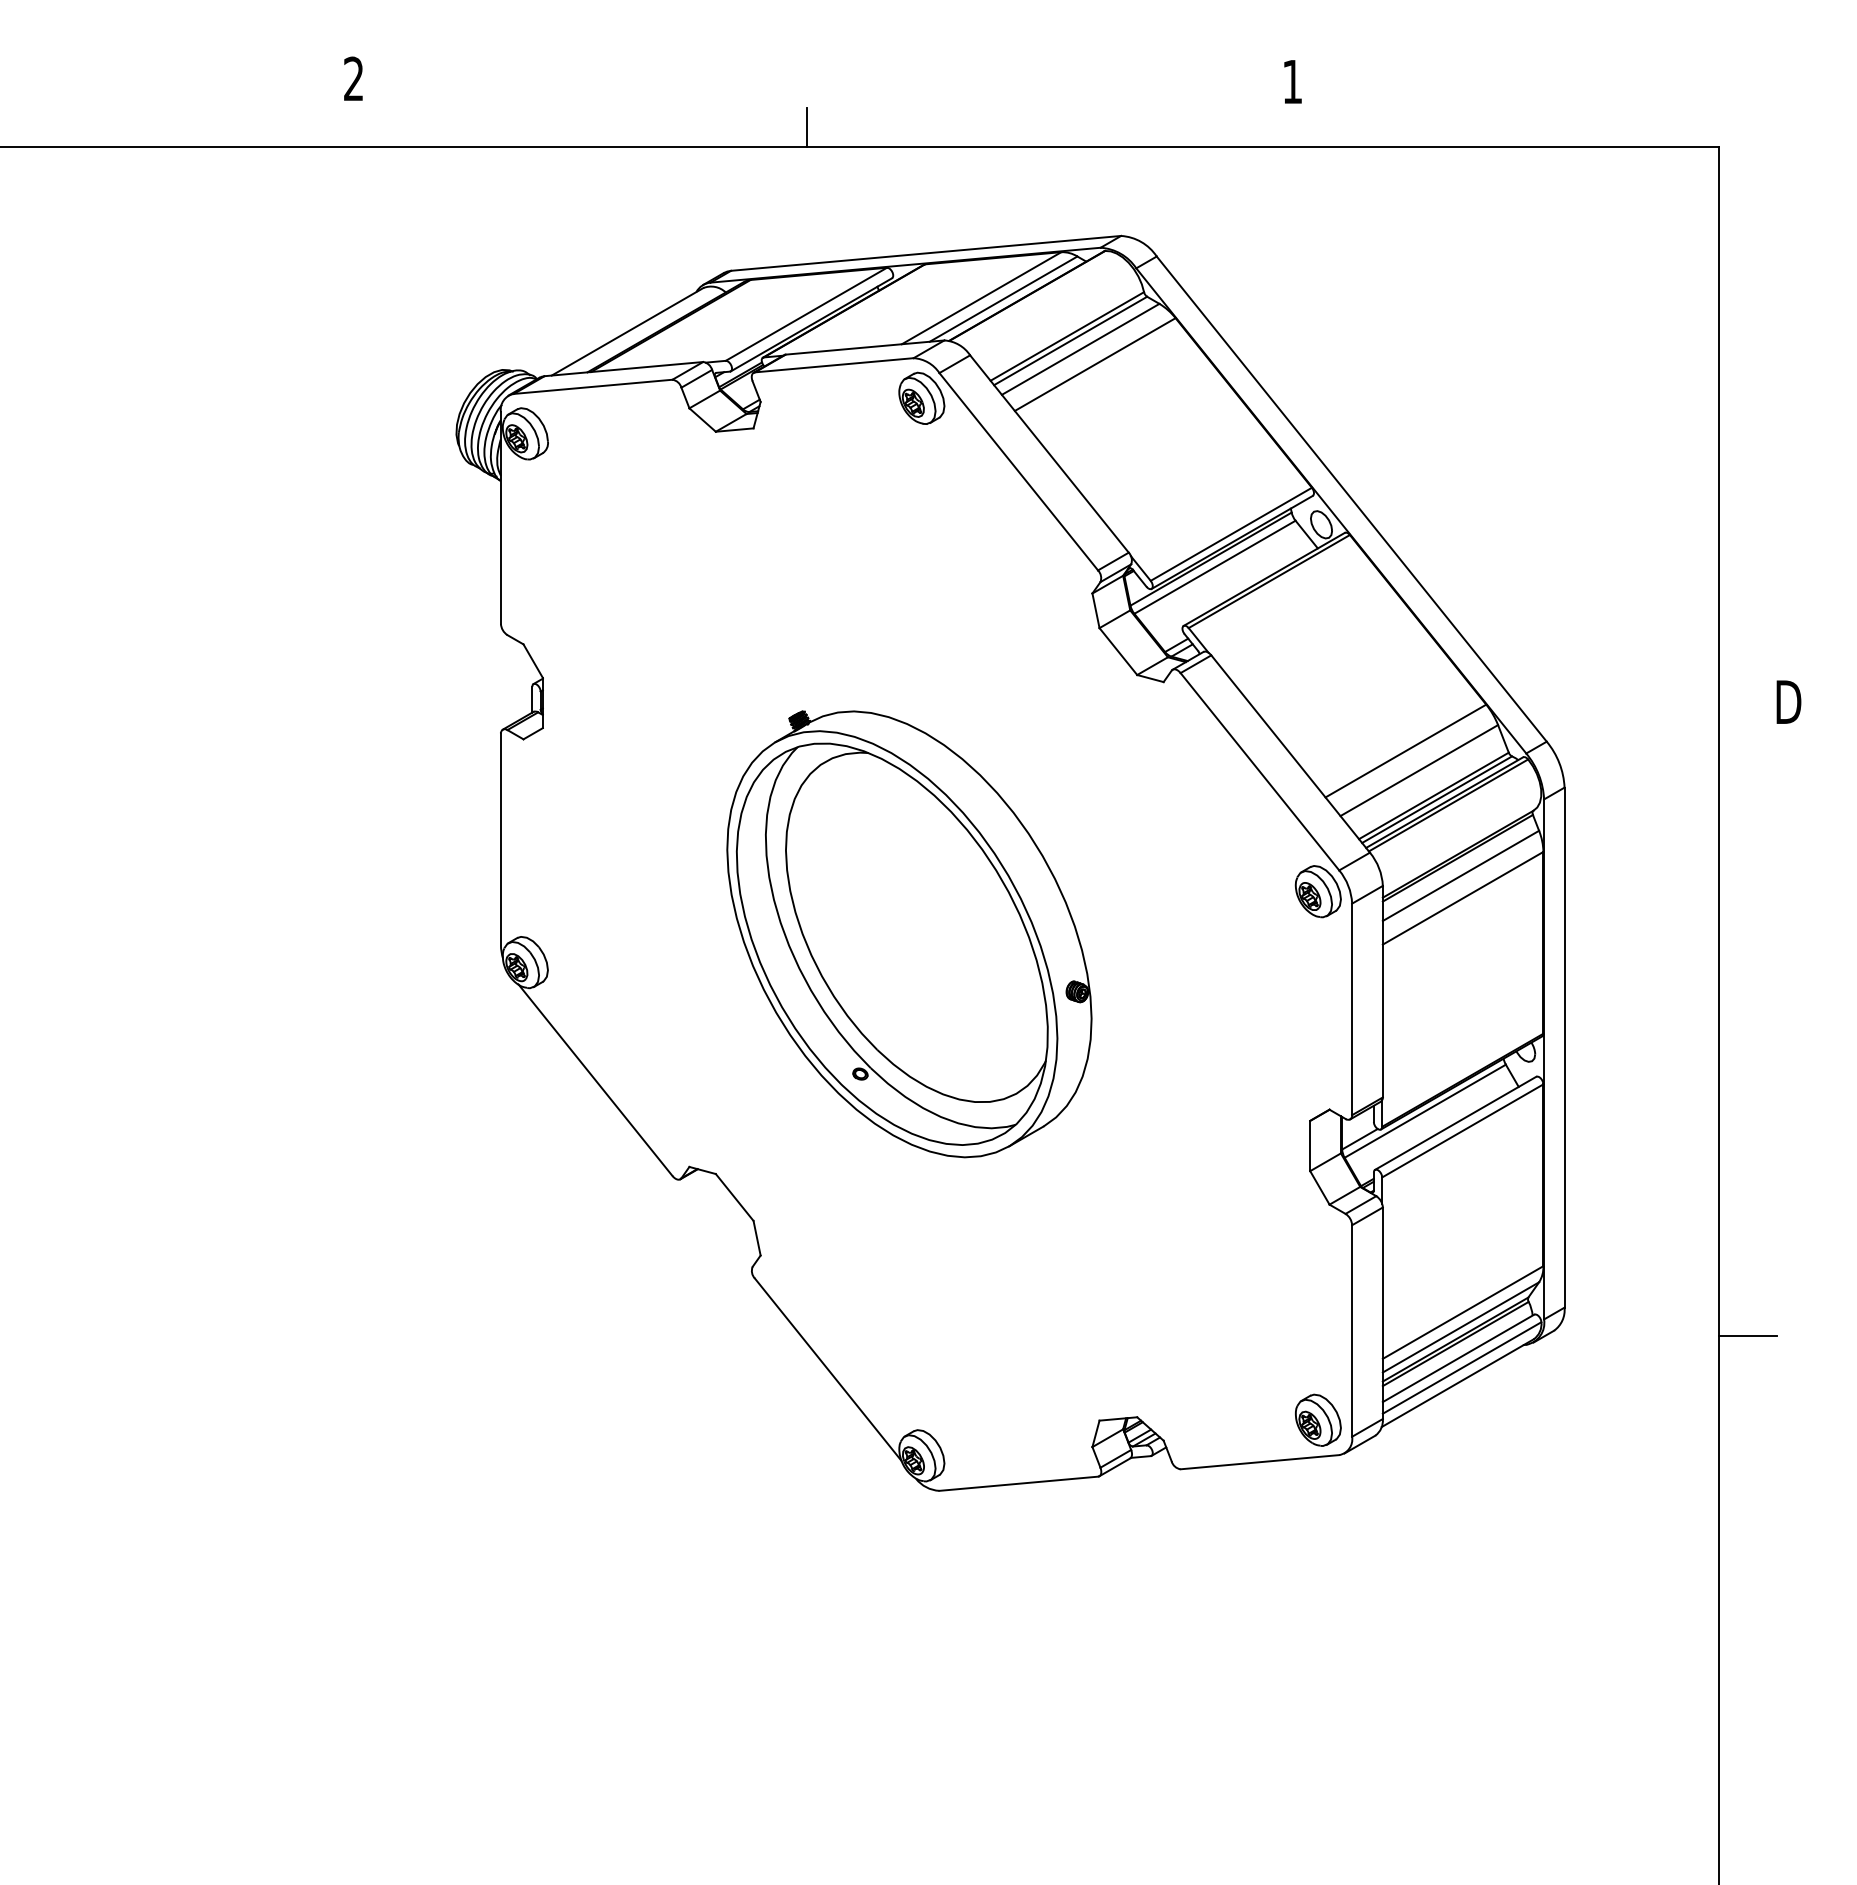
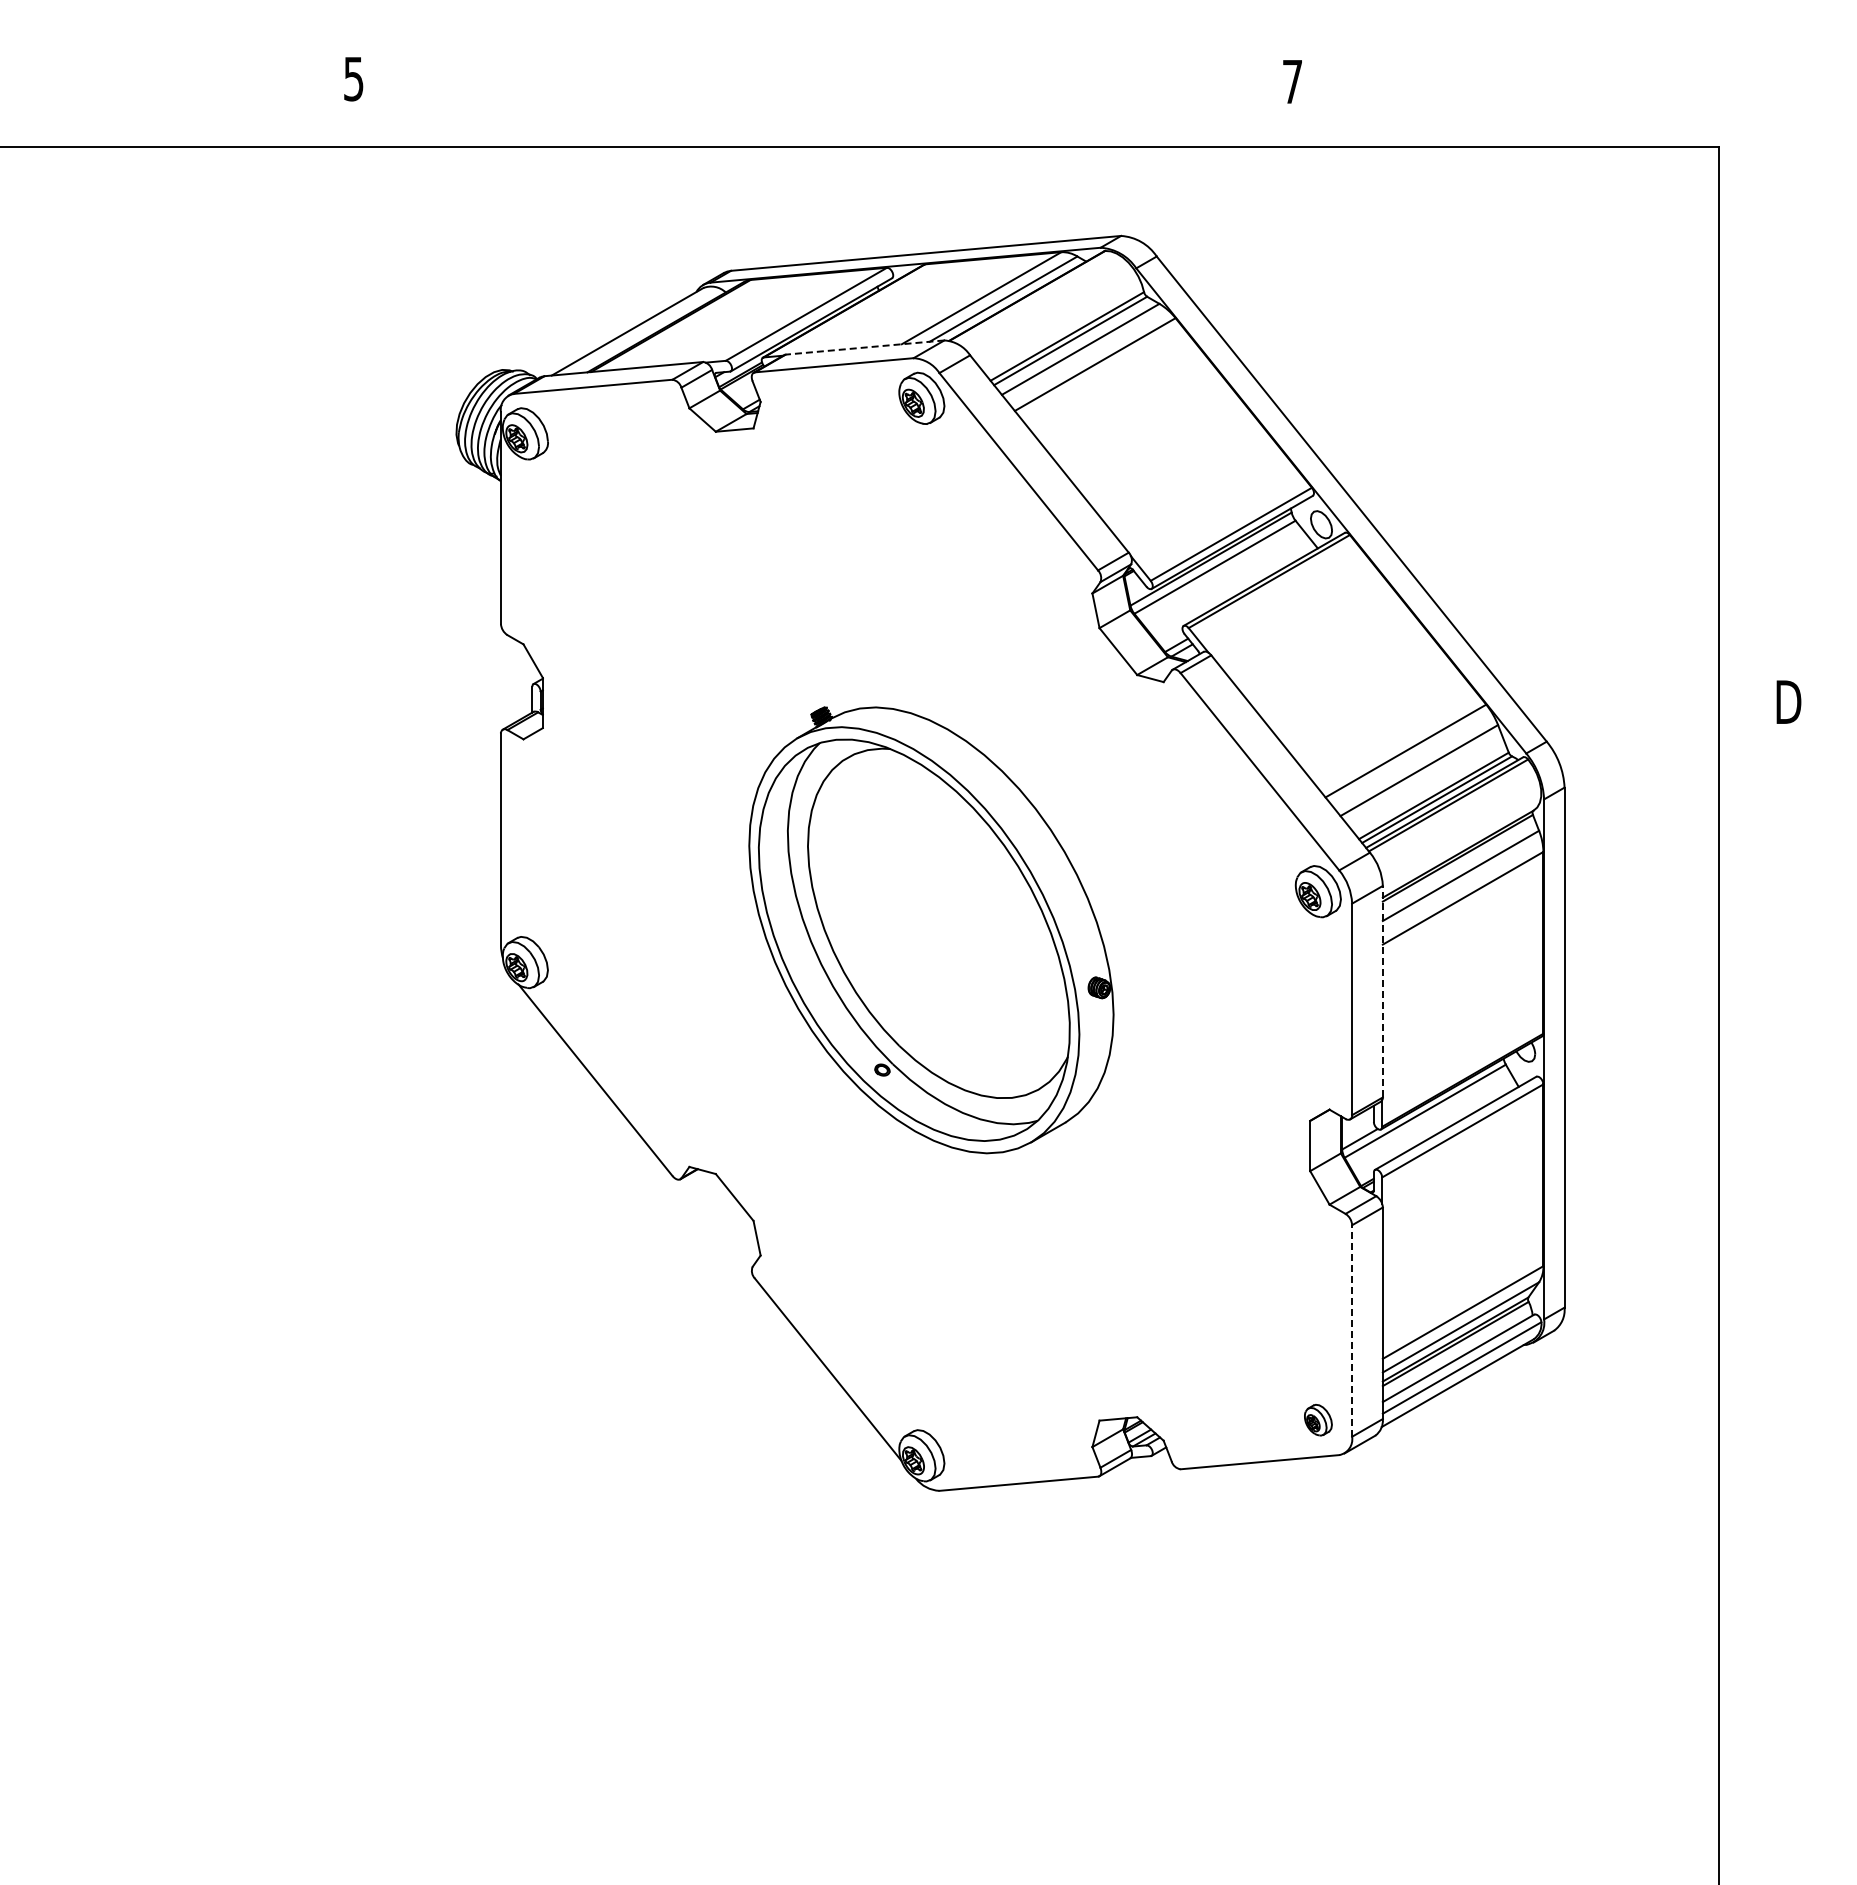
text: 2 -> 5 (353, 78)
text: 1 -> 7 (1292, 81)
line: present -> none (807, 127)
line: solid -> dashed (865, 347)
part position: (909, 934) -> (931, 930) (931, 930)
line: solid -> dashed (1382, 991)
line: solid -> dashed (1352, 1331)
line: present -> none (1748, 1336)
part size: 47x54 px -> 29x33 px (1318, 1420)
